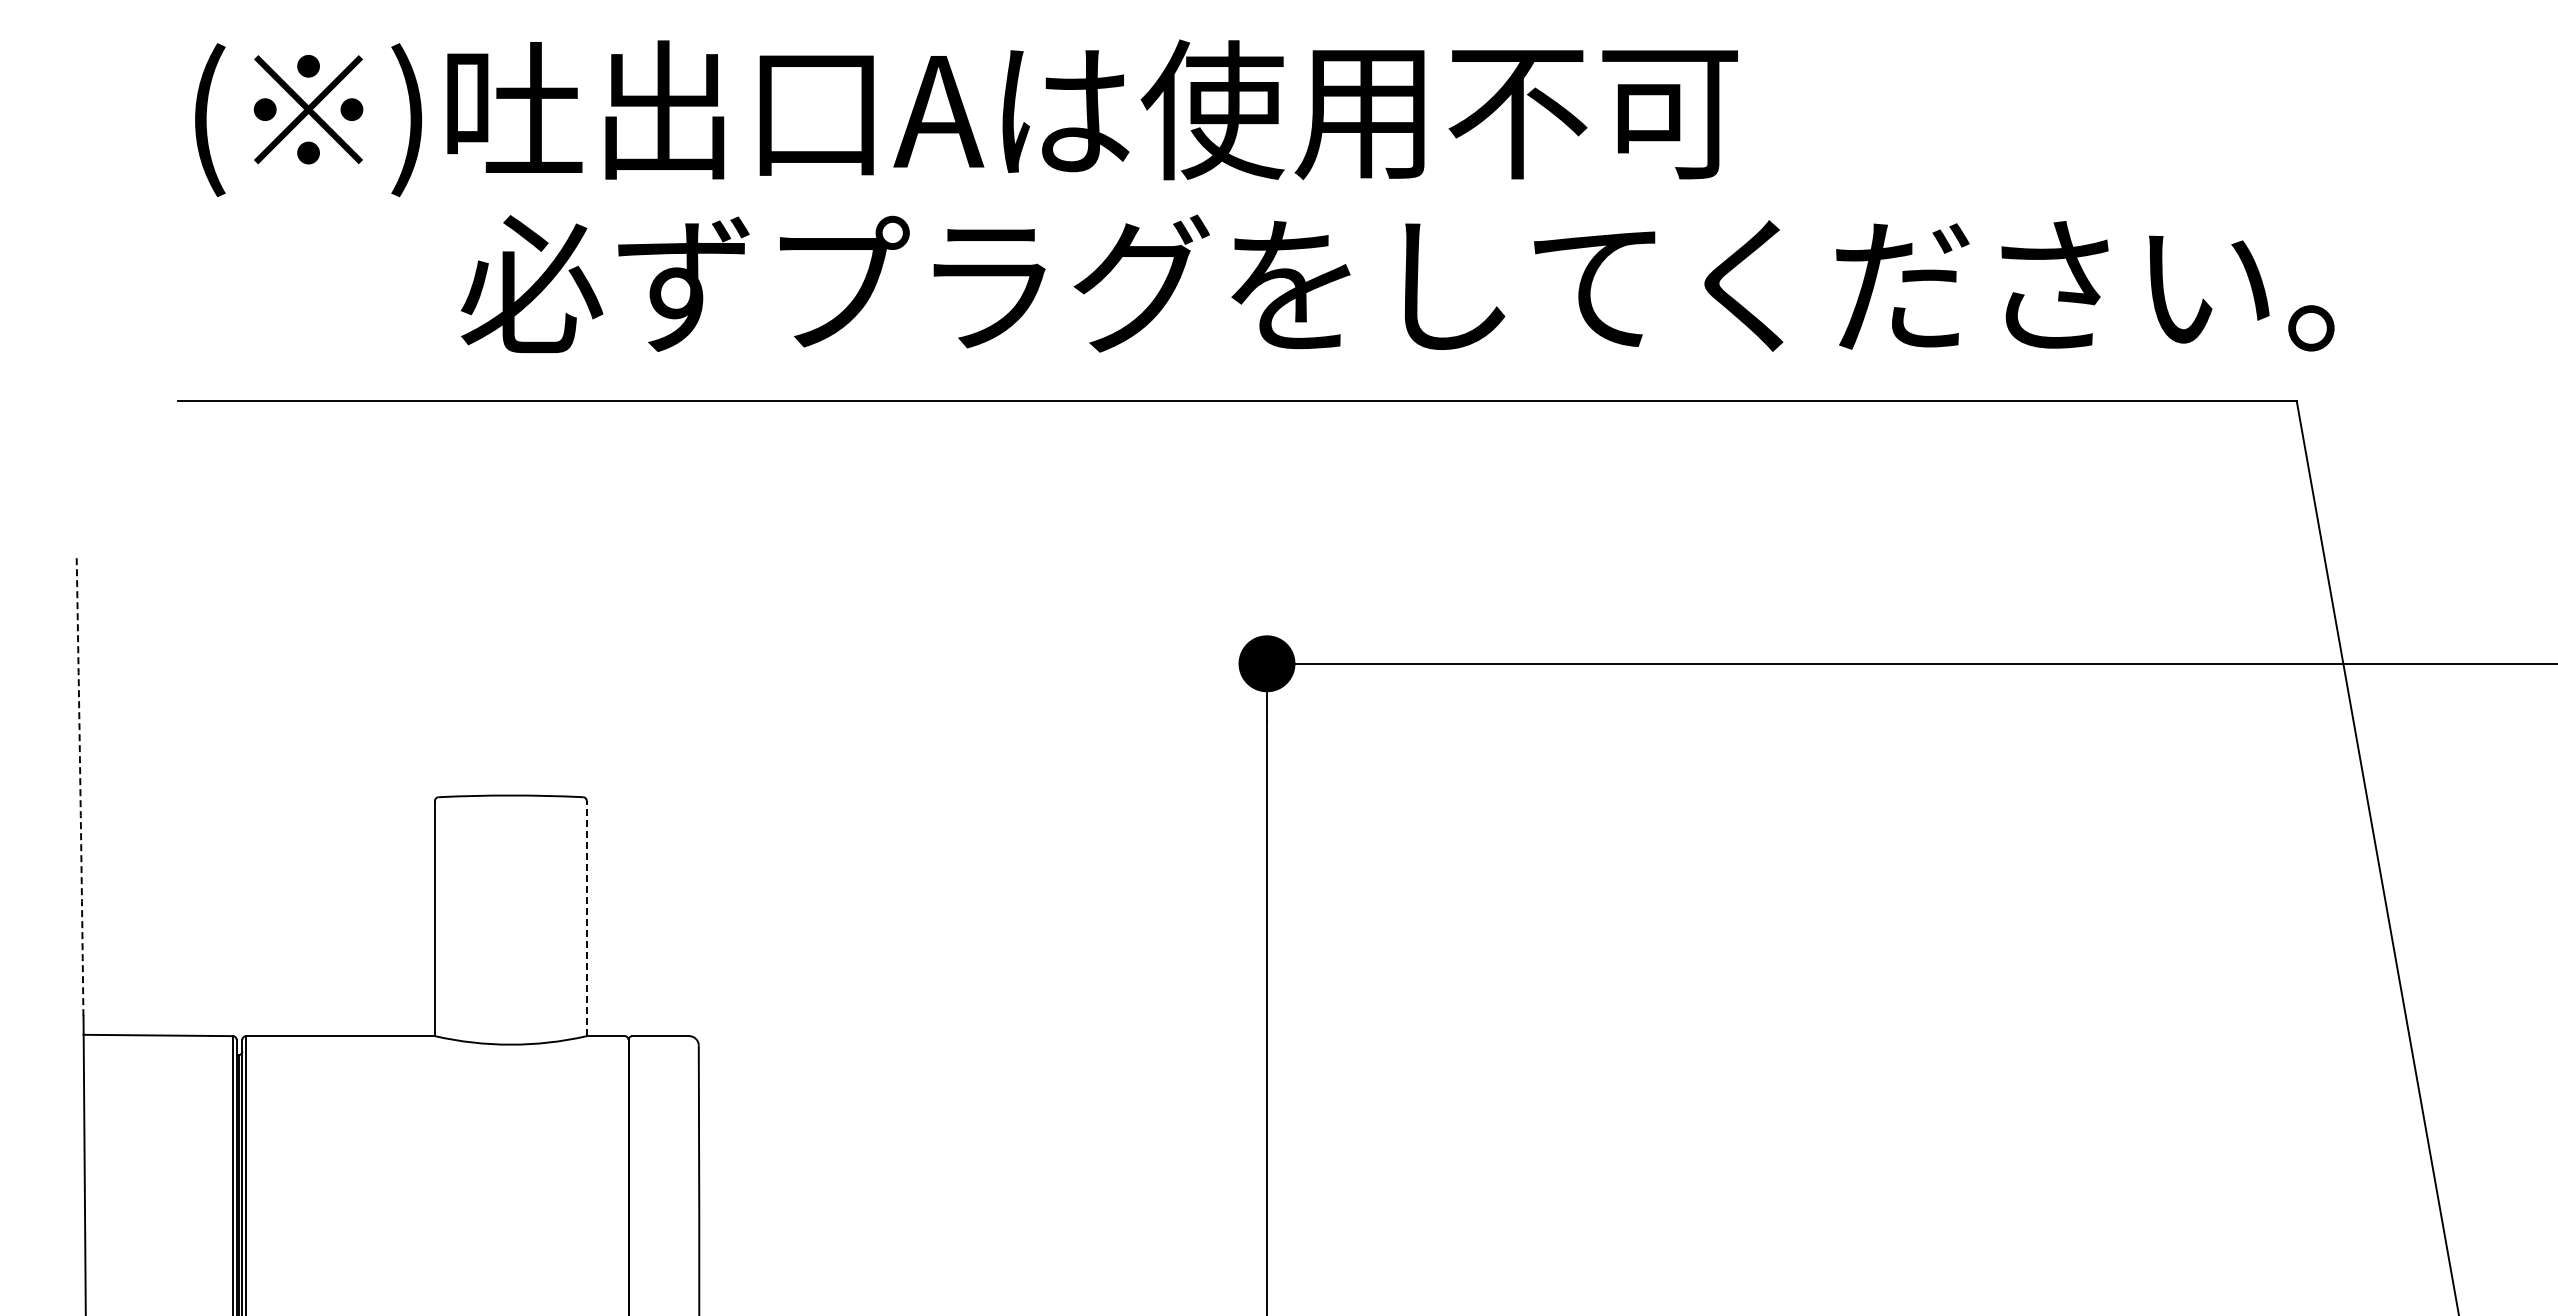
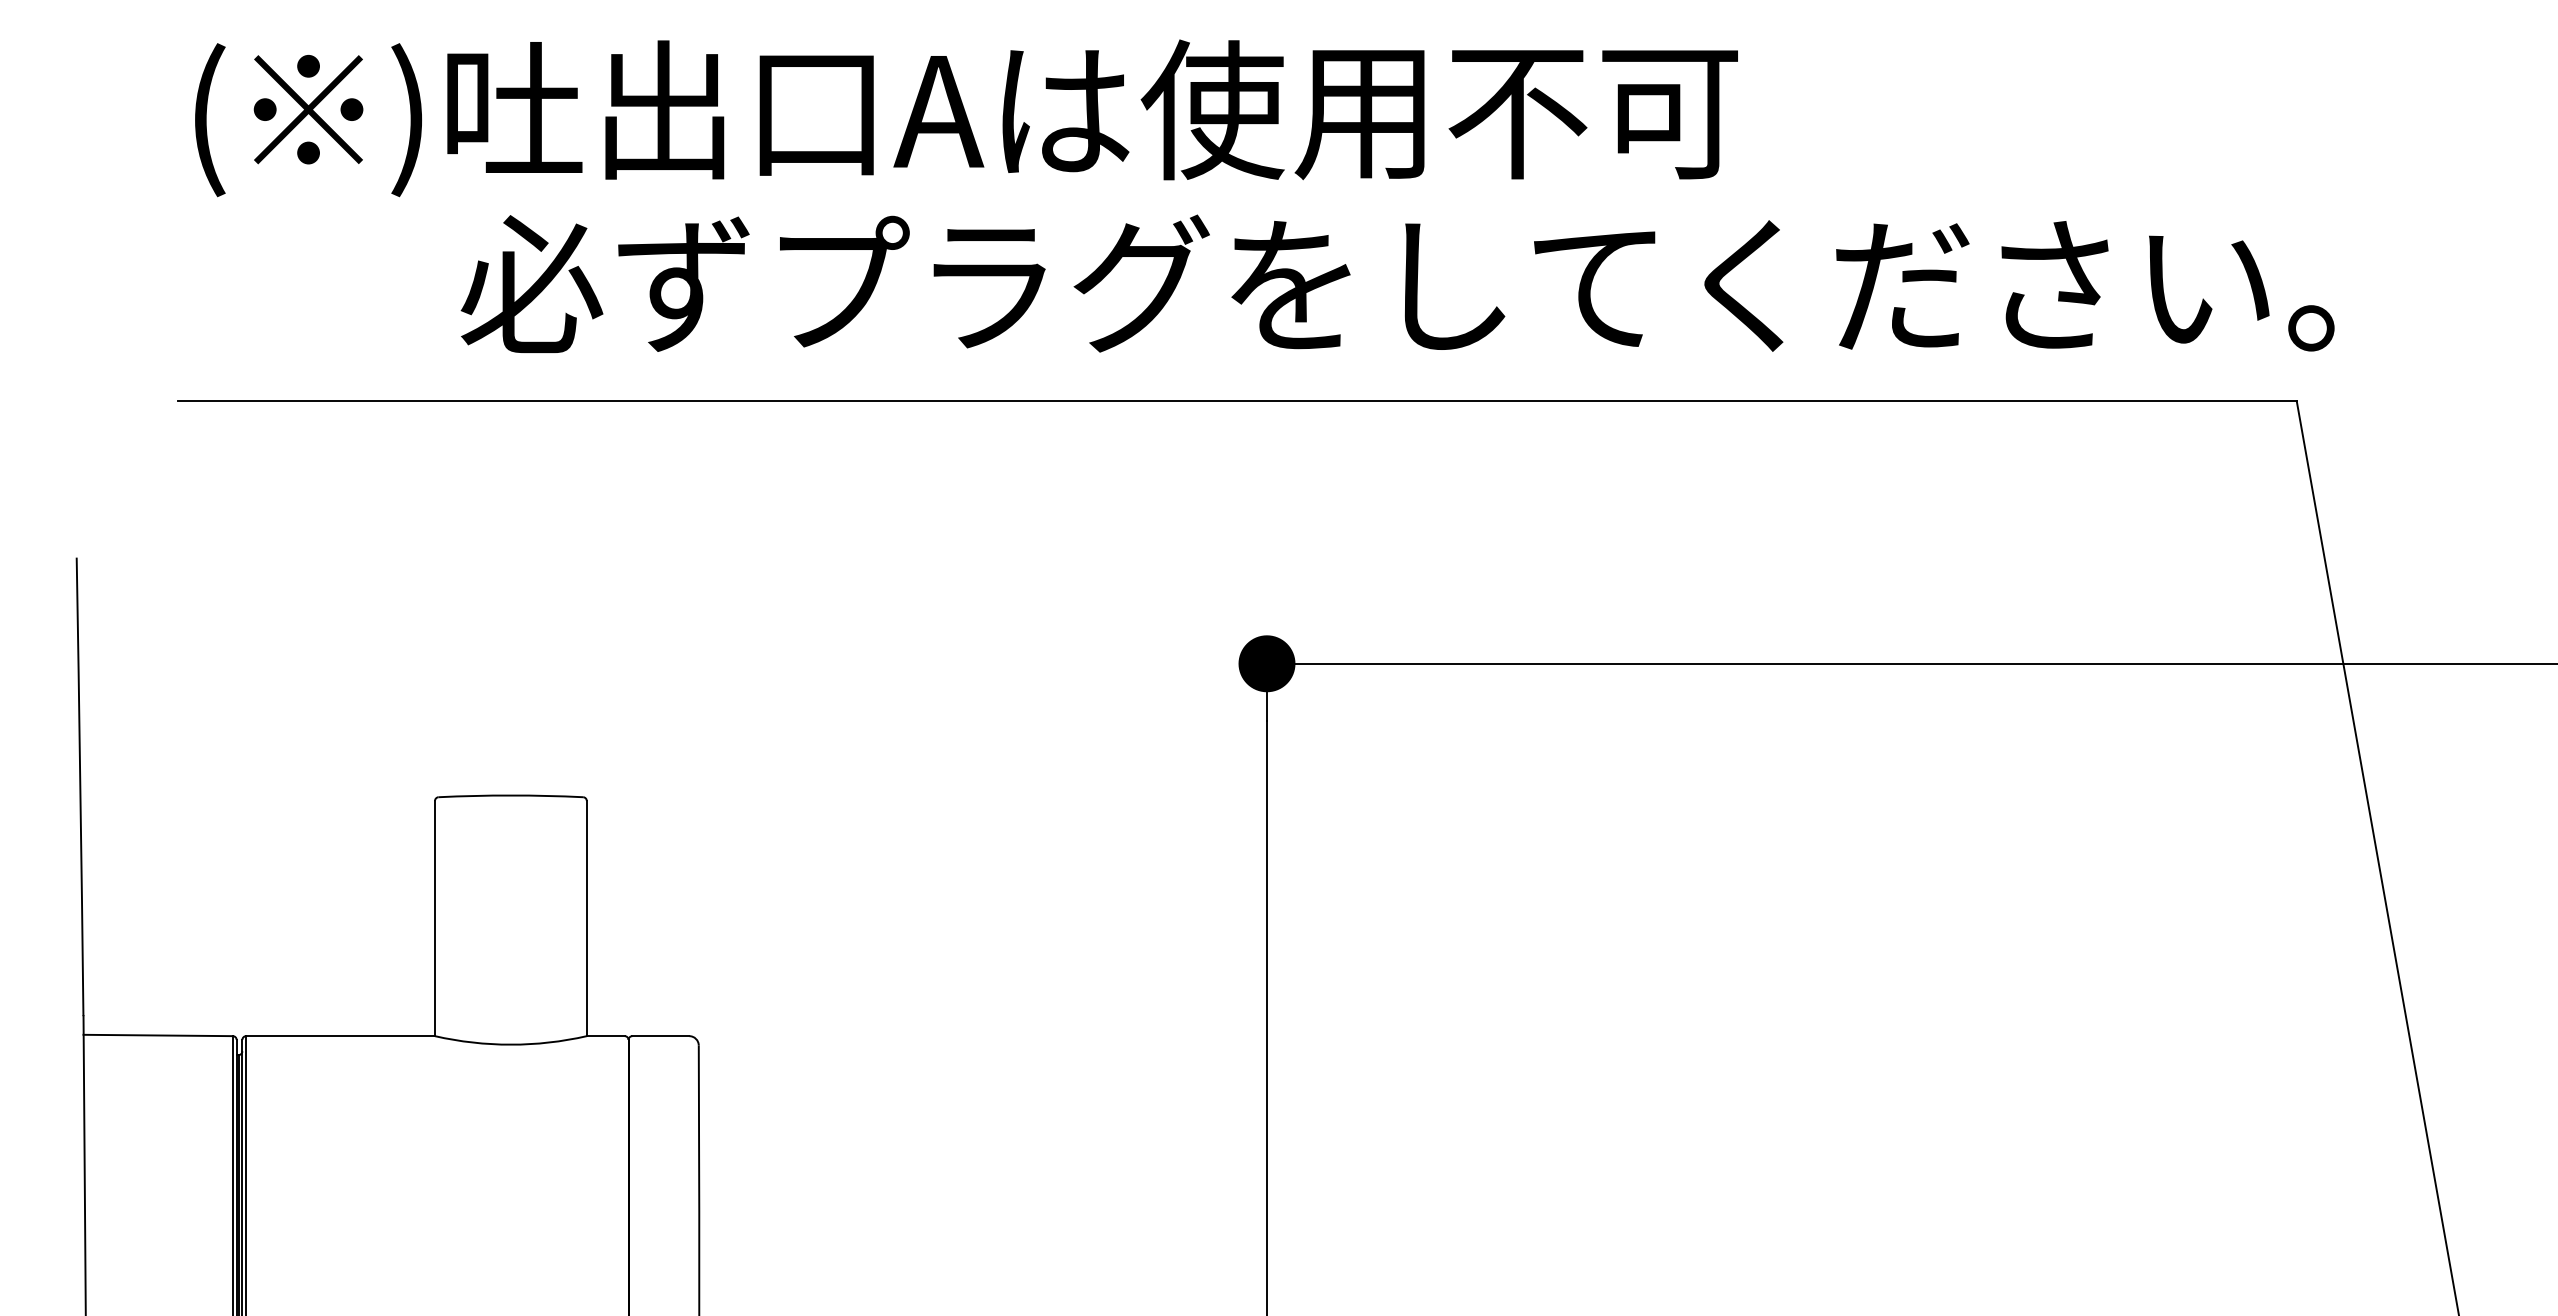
arc: dashed -> solid (80, 786)
line: dashed -> solid (586, 918)
